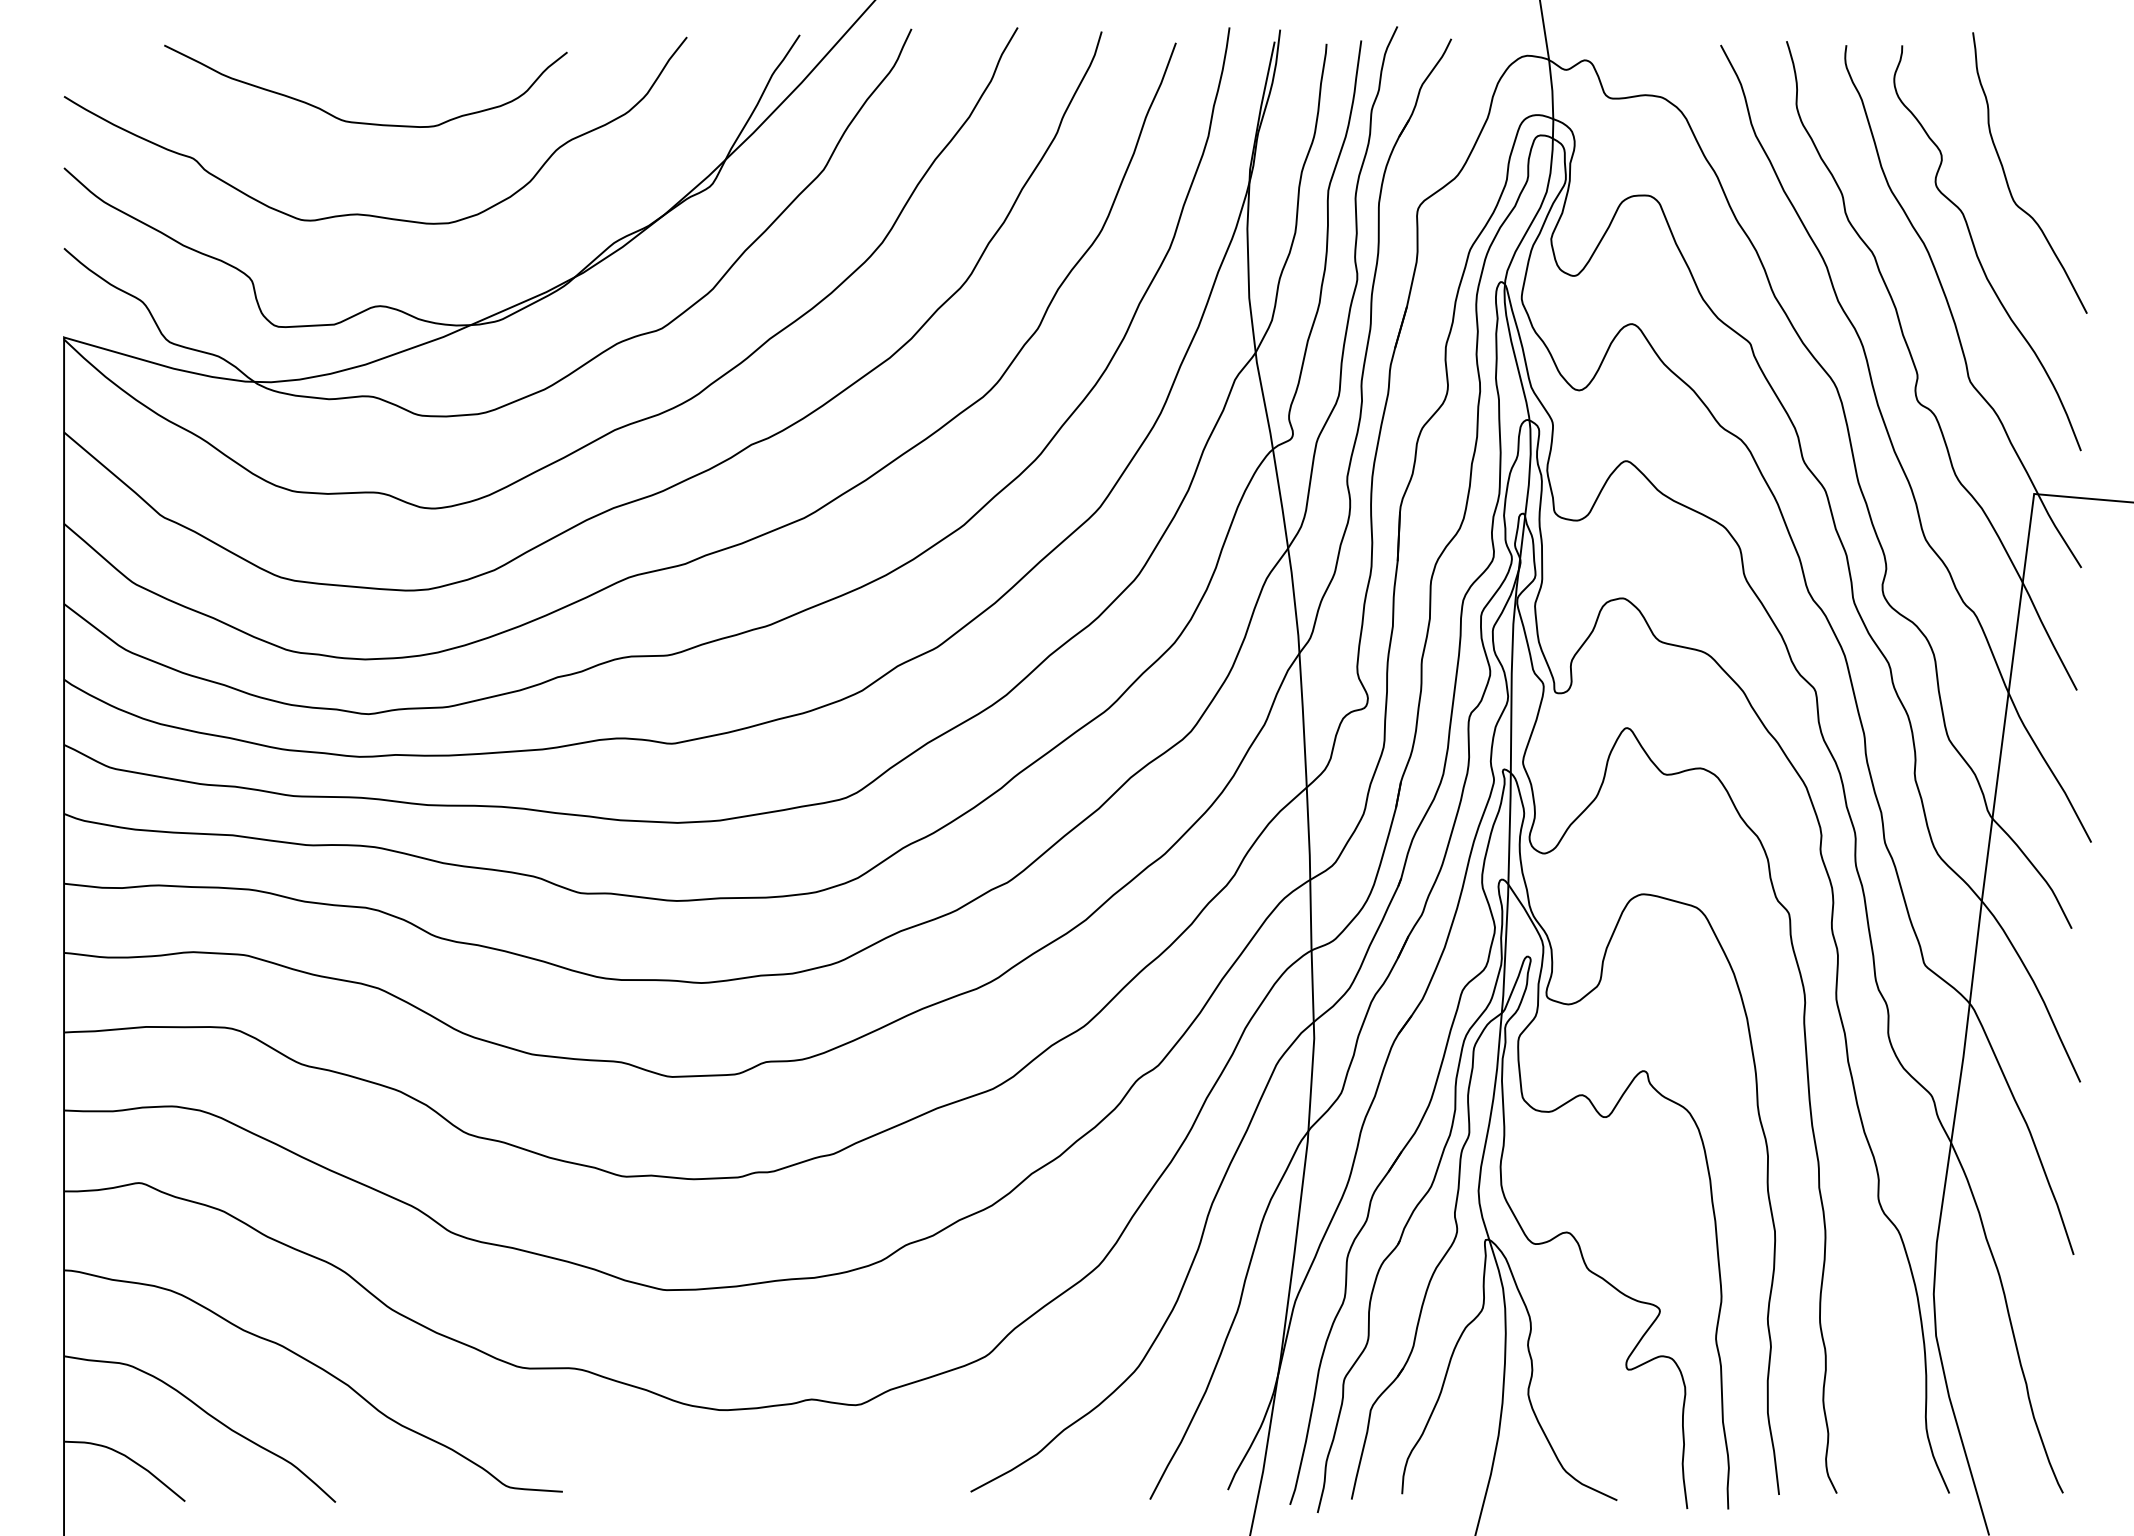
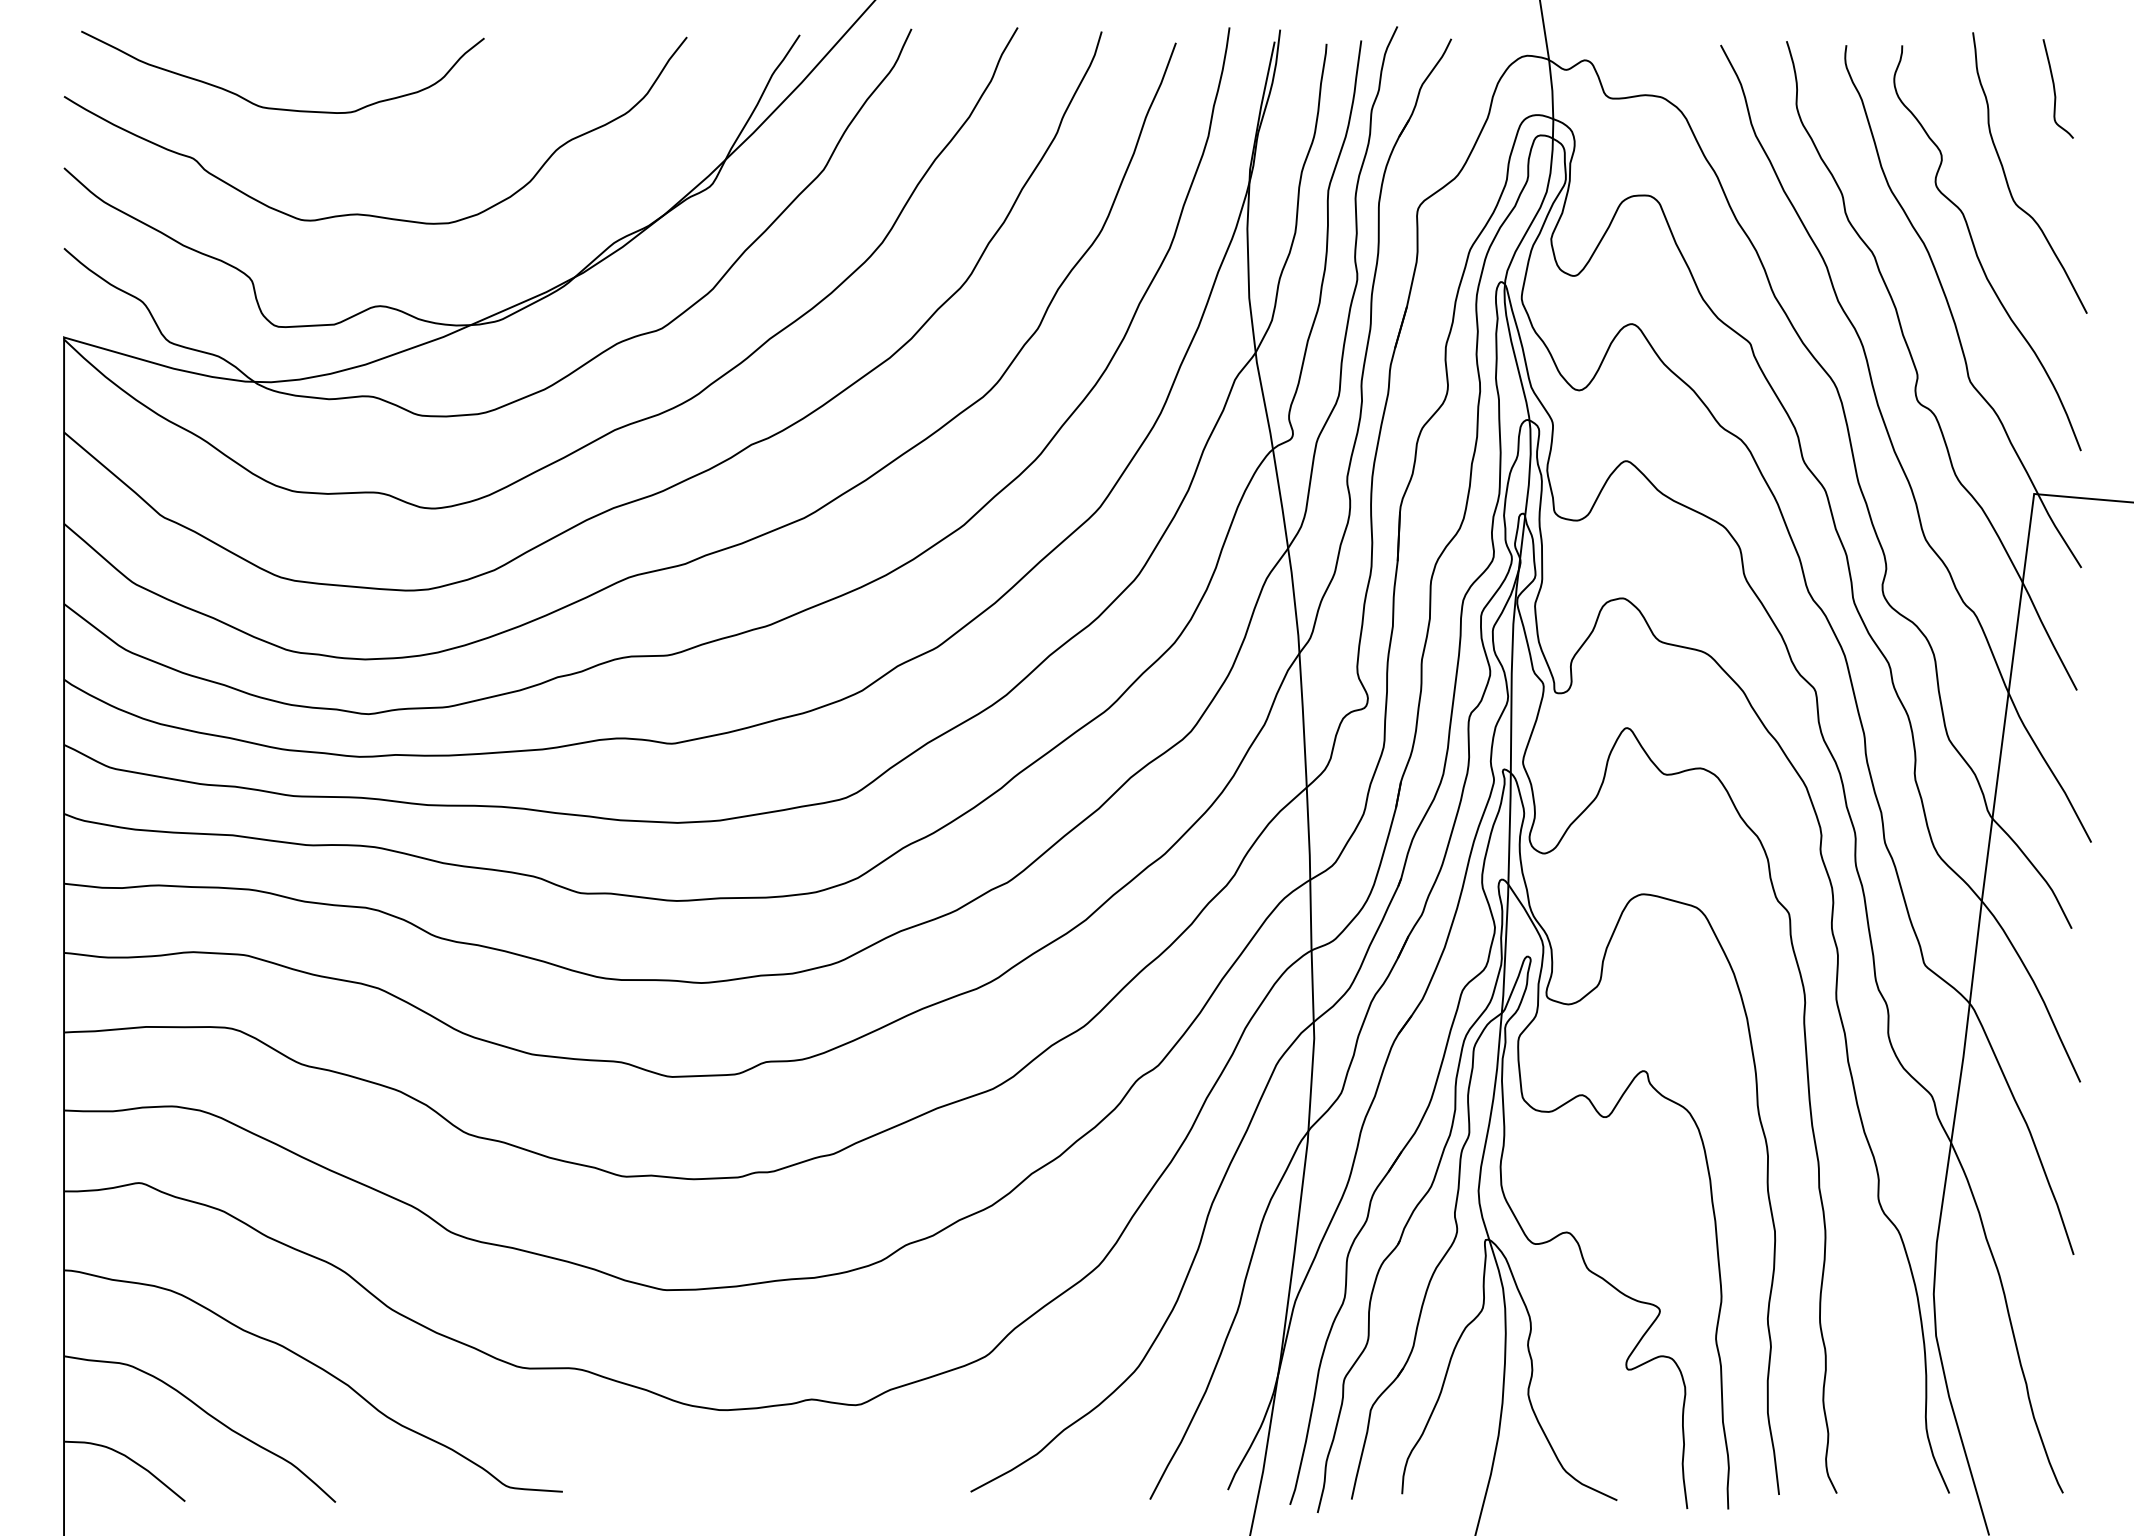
curve: none -> present (2055, 88)
curve position: (365, 122) -> (282, 108) (282, 108)
